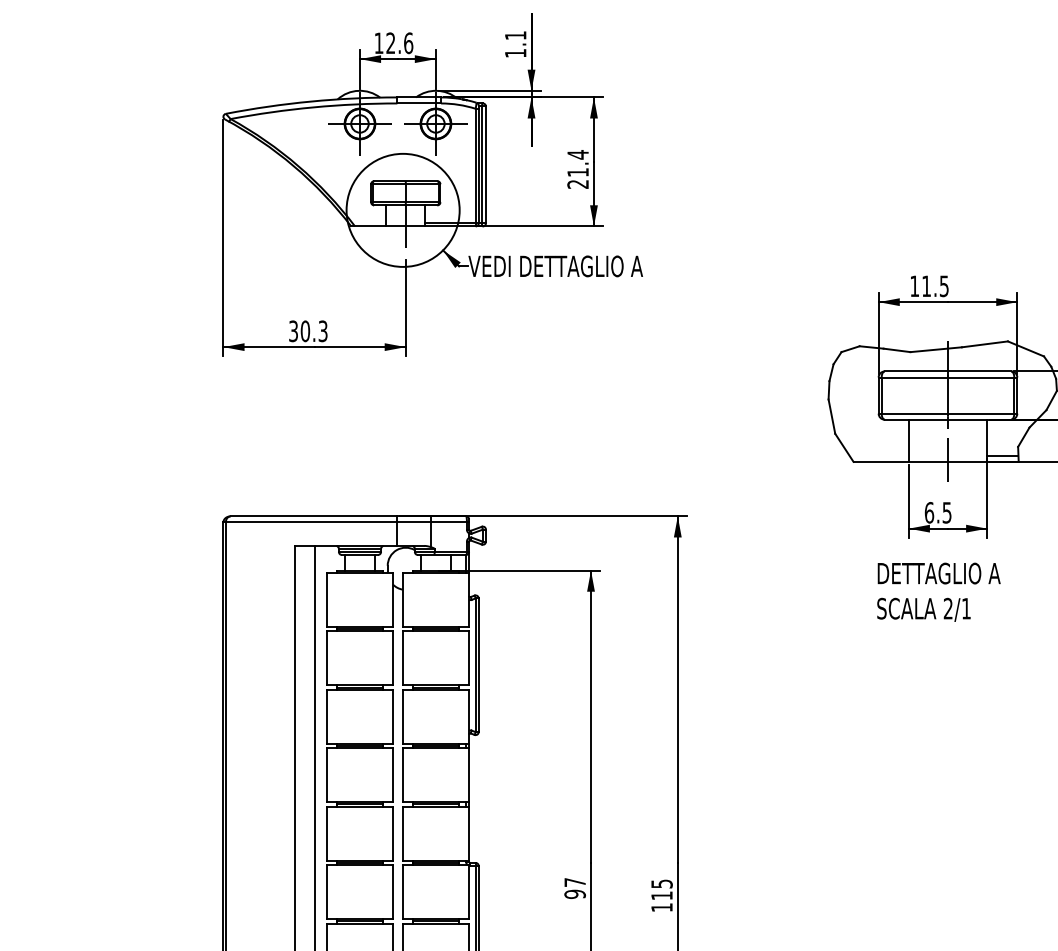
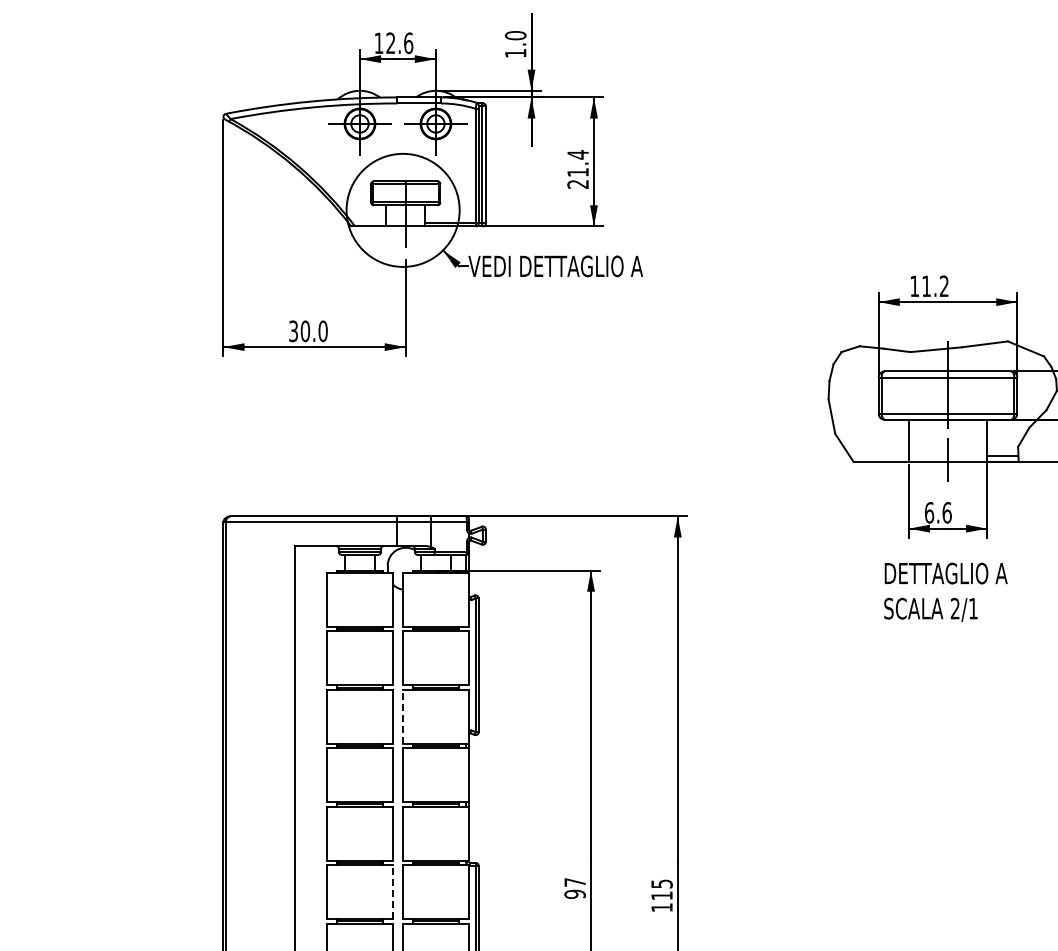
text: 1.1 -> 1.0 (515, 35)
text: 11.5 -> 11.2 (943, 286)
text: 30.3 -> 30.0 (322, 331)
text: 6.5 -> 6.6 (946, 512)
text position: (938, 591) -> (945, 591) (945, 591)
line: solid -> dashed (402, 716)
line: present -> none (314, 746)
line: solid -> dashed (393, 891)
